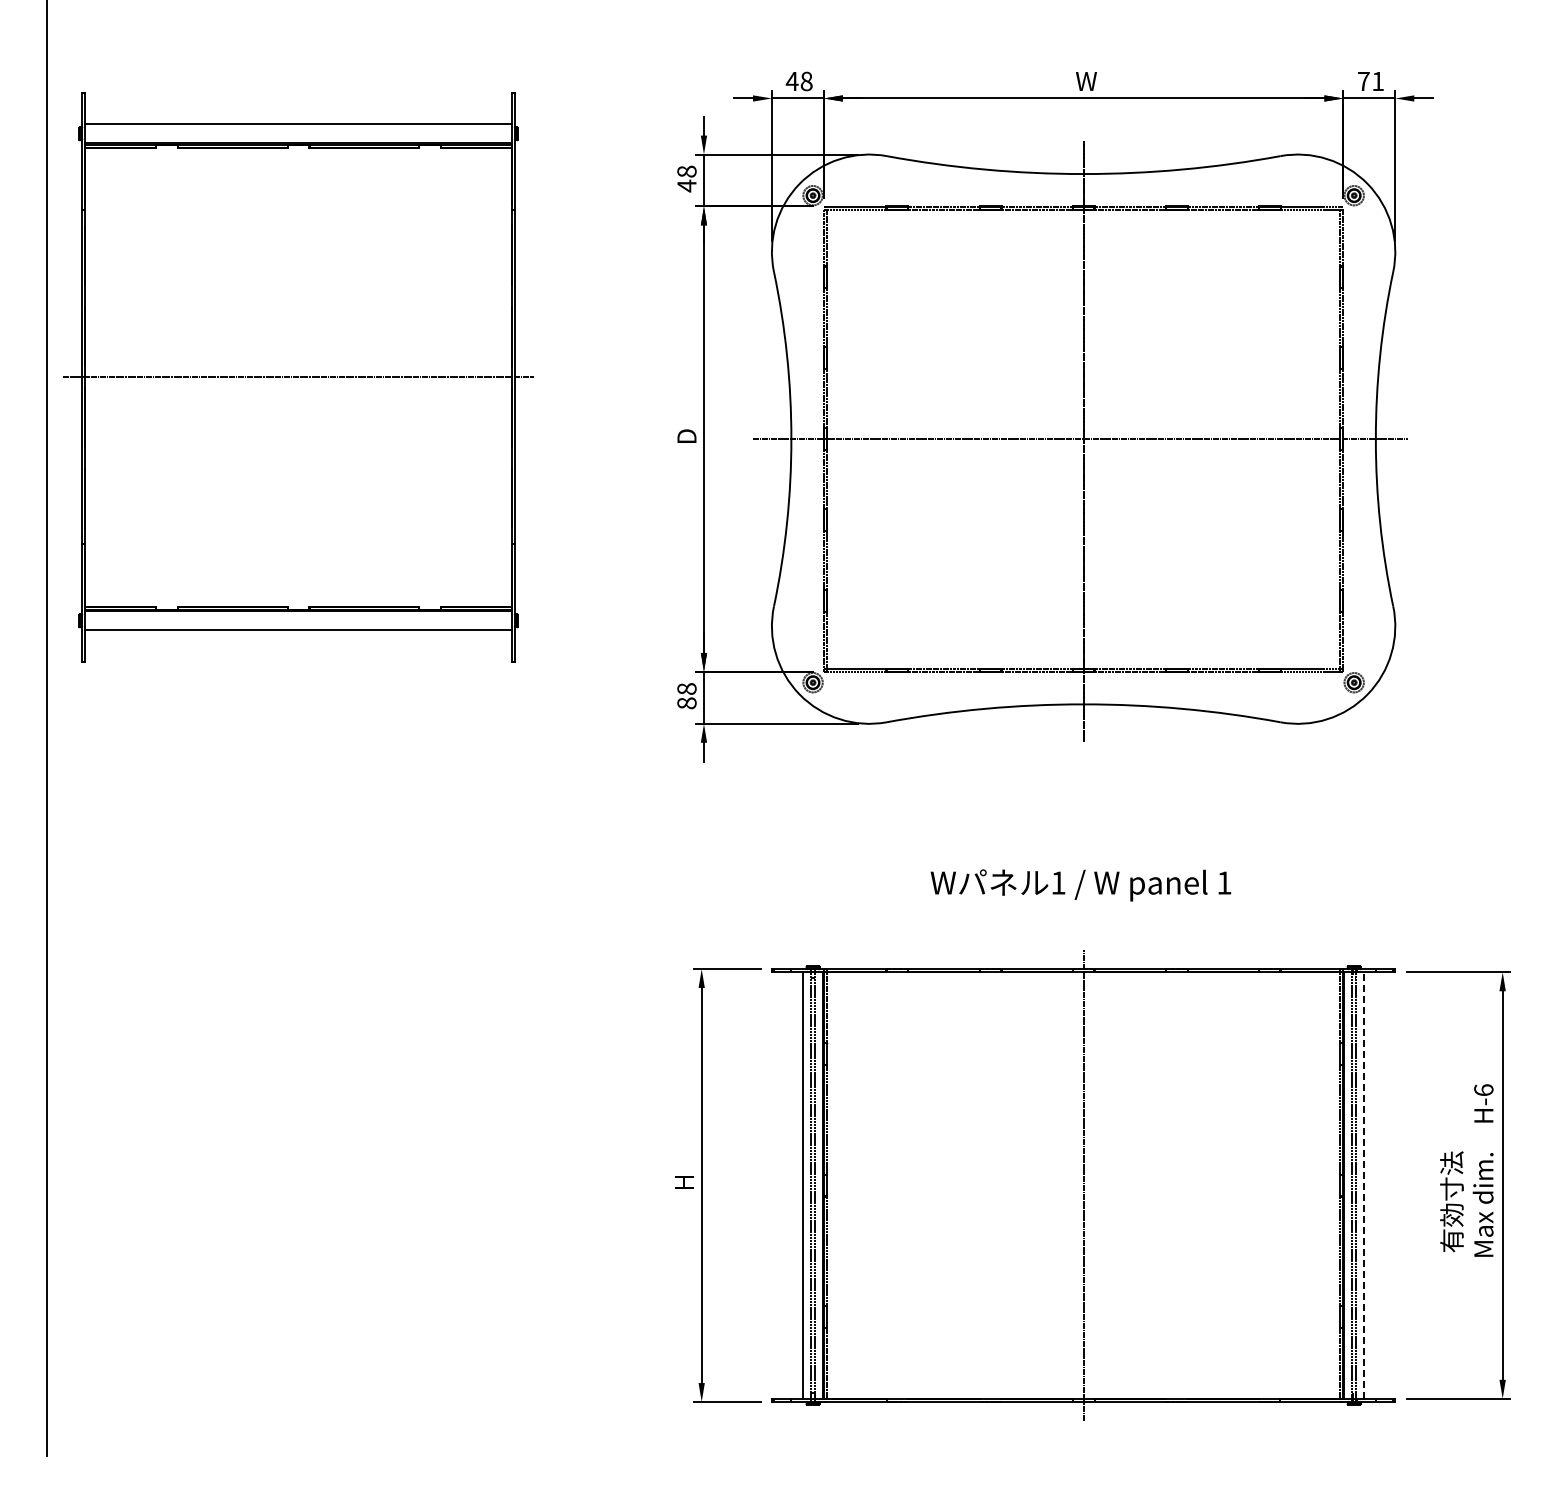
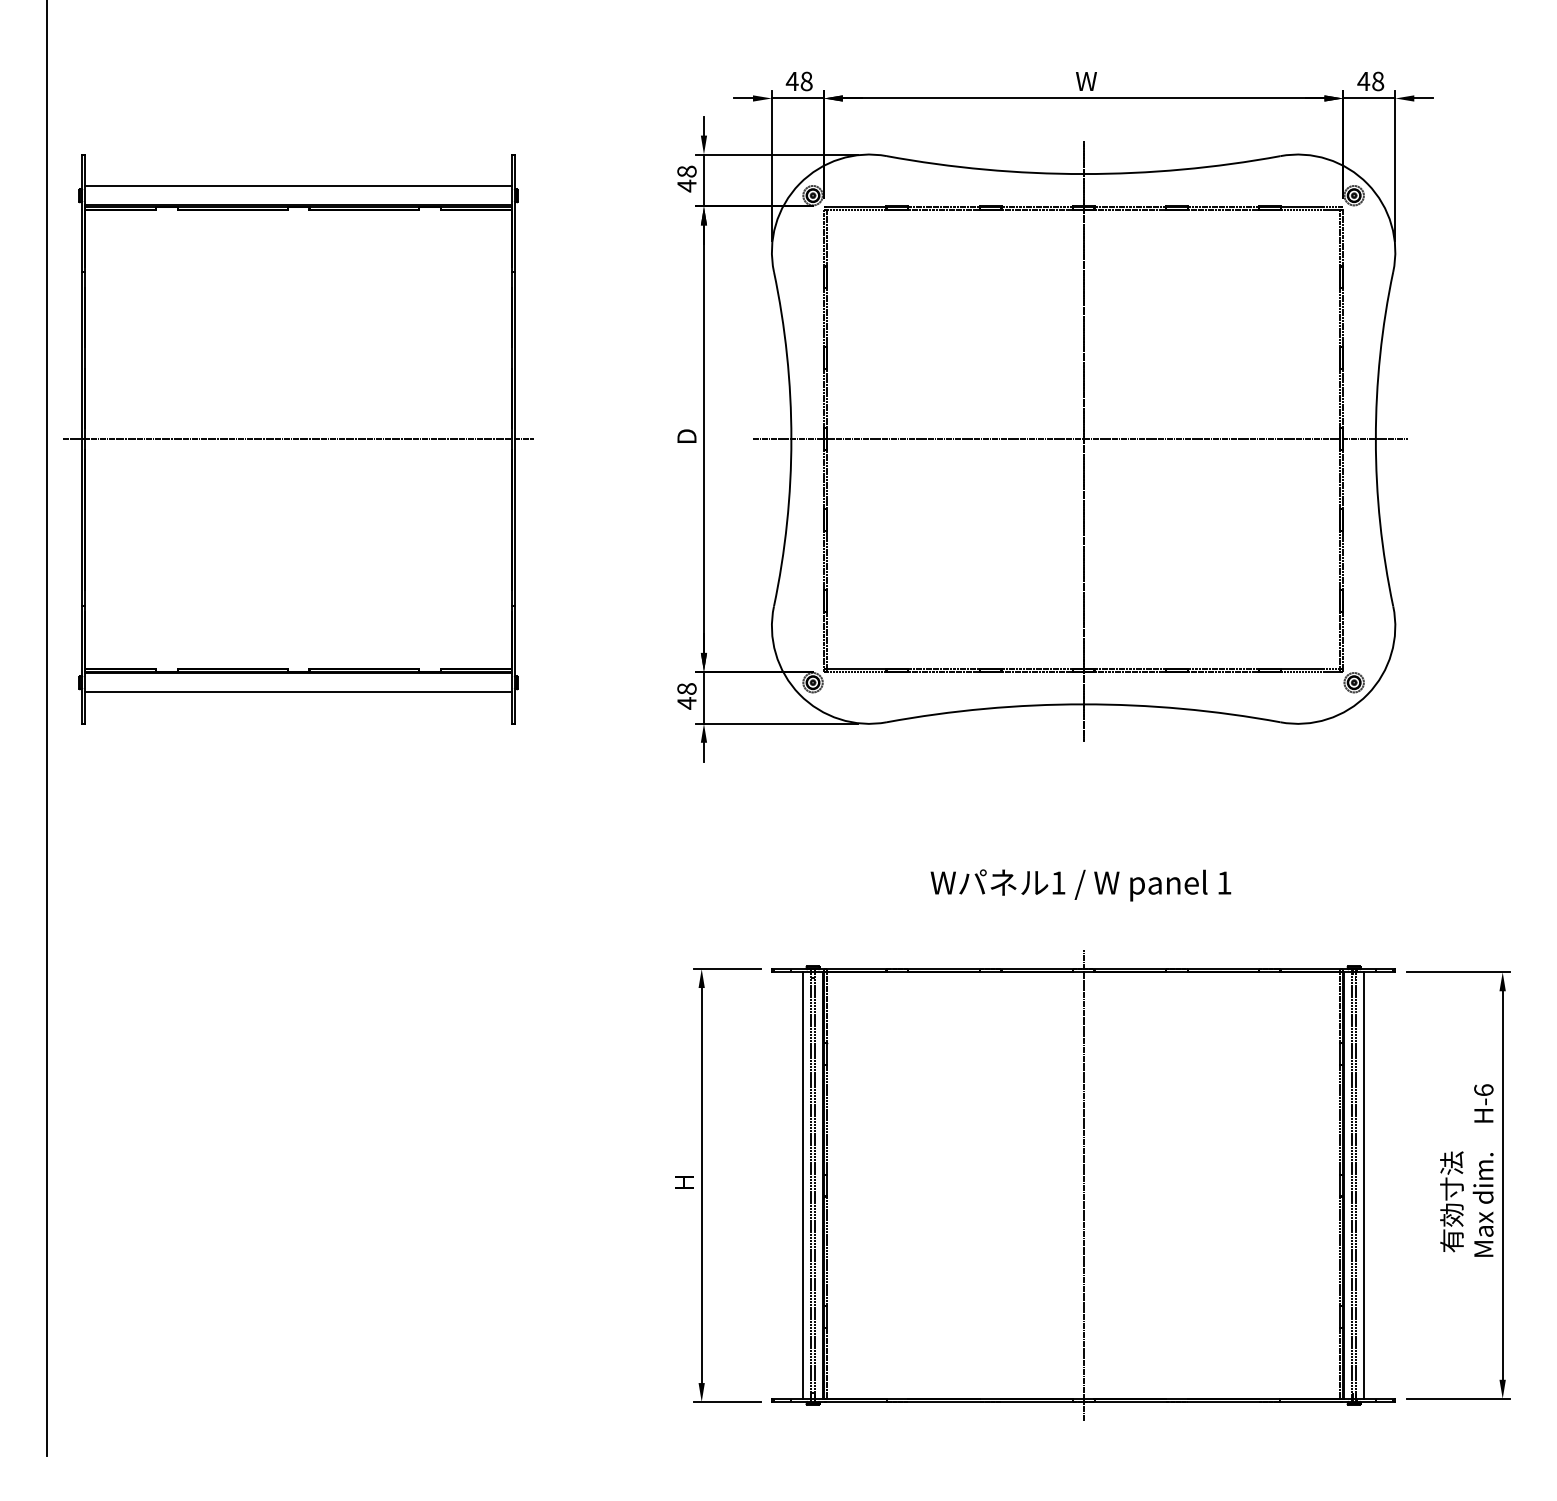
text: 71 -> 48 (1370, 81)
part position: (298, 377) -> (298, 439) (298, 439)
text: 88 -> 48 (686, 703)
line: dashed -> solid (1363, 1185)
